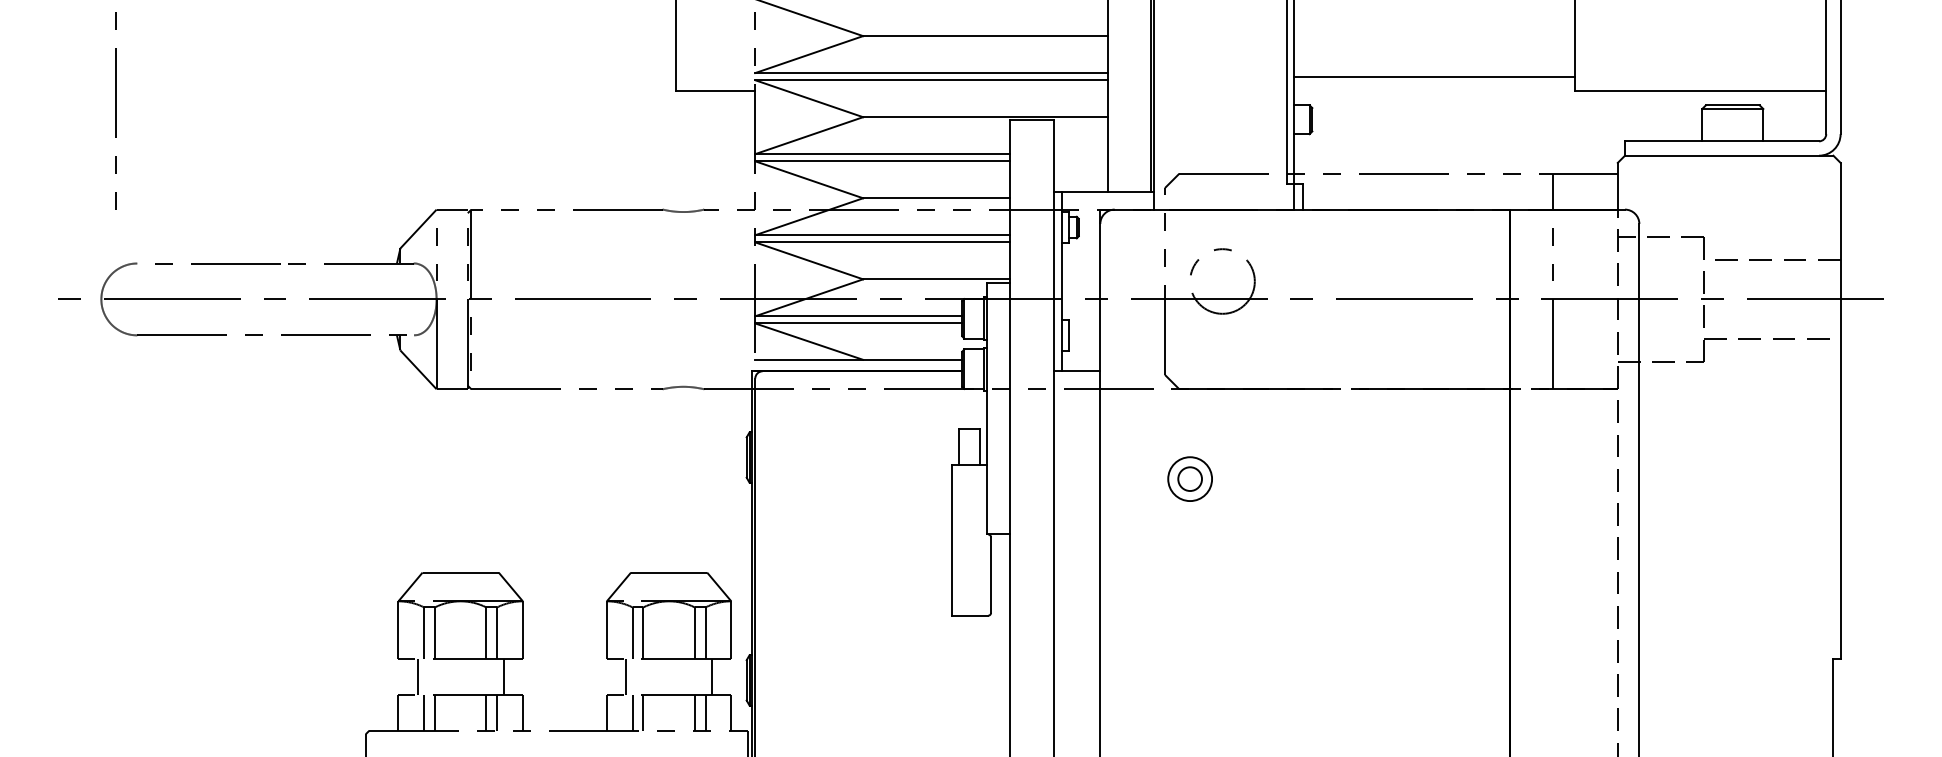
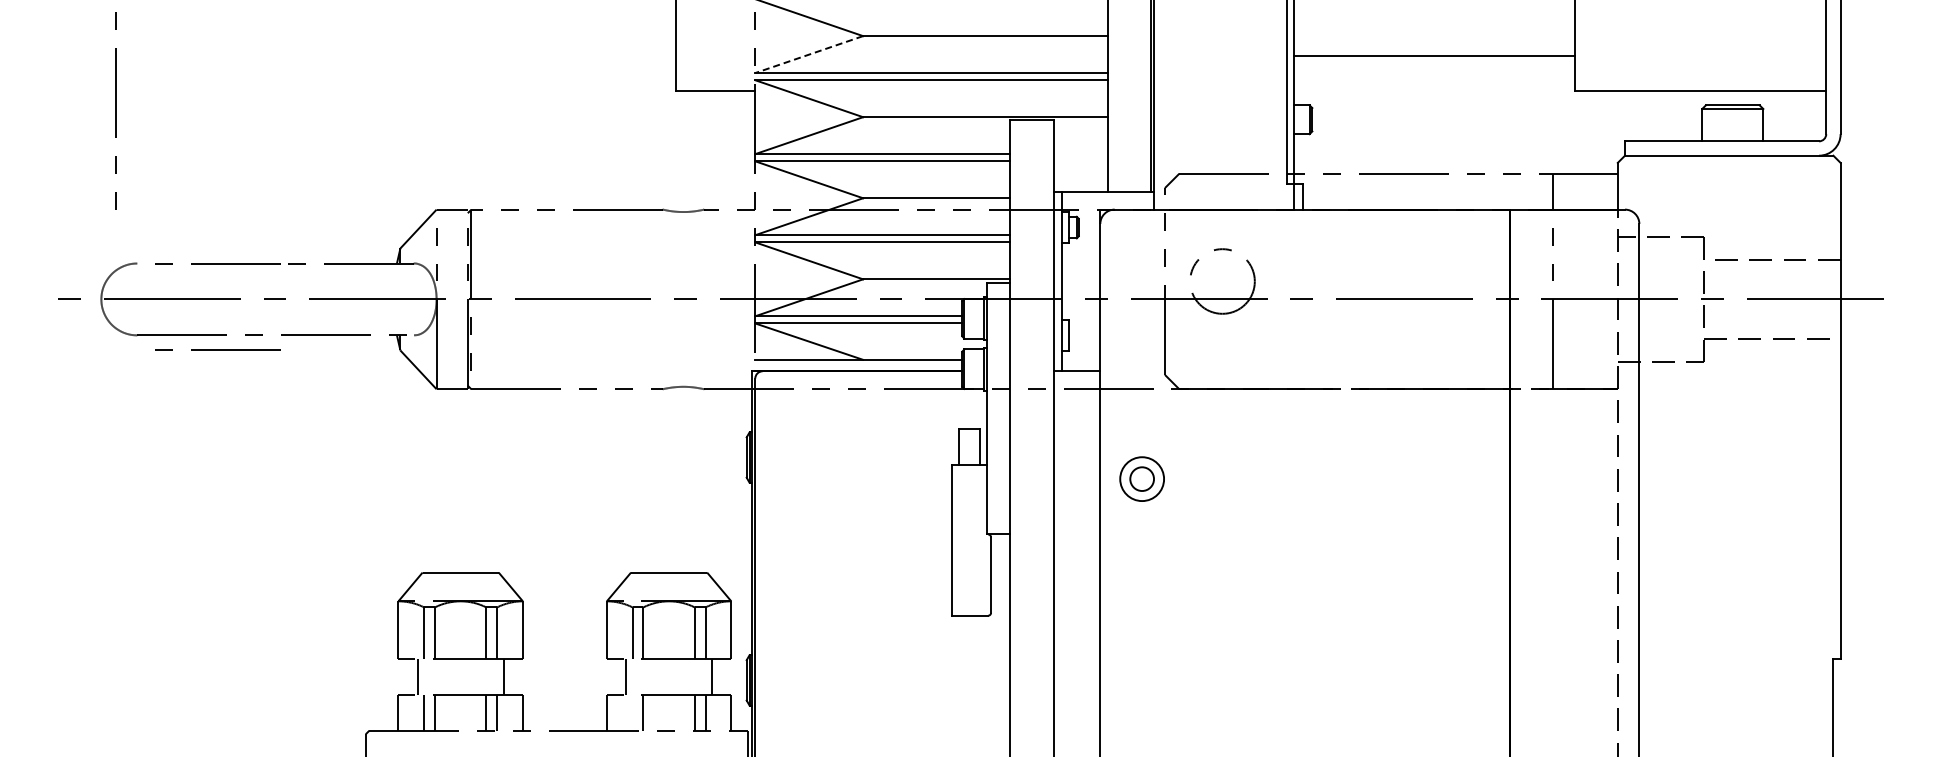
line: solid -> dashed (809, 54)
line position: (1434, 76) -> (1434, 55) (1434, 55)
line: none -> present (217, 349)
part position: (1189, 478) -> (1141, 478) (1141, 478)
line: present -> none (632, 712)
